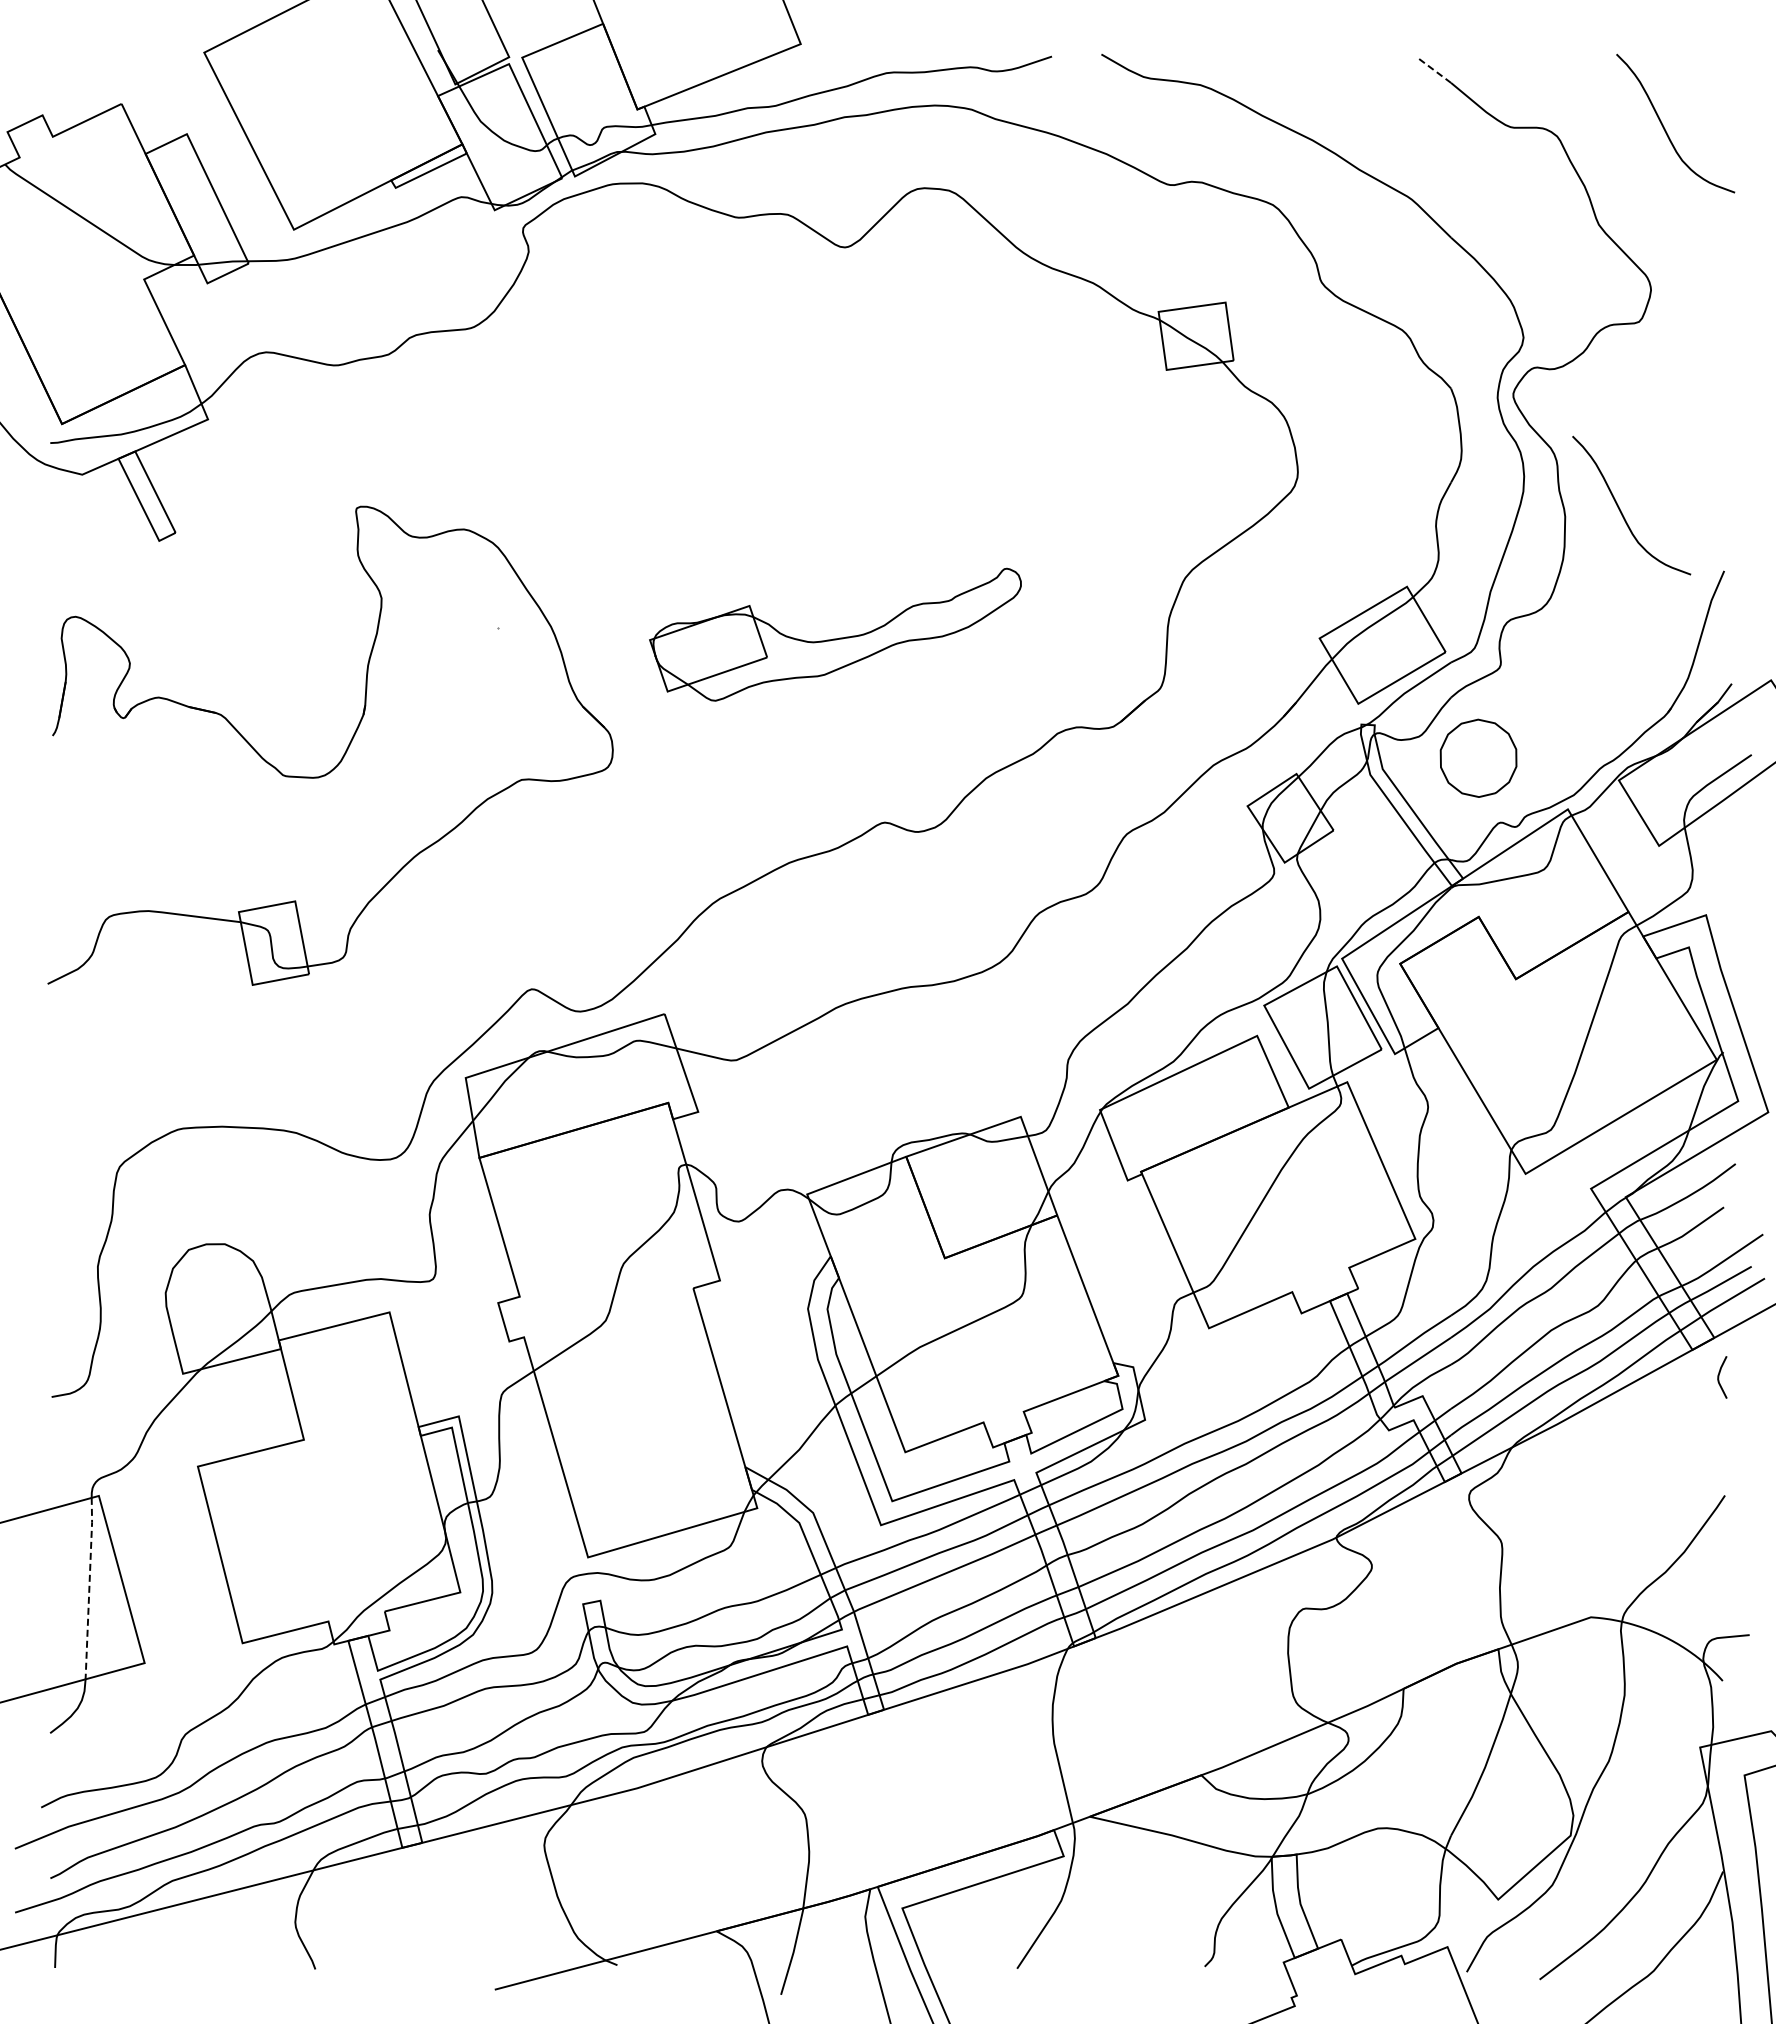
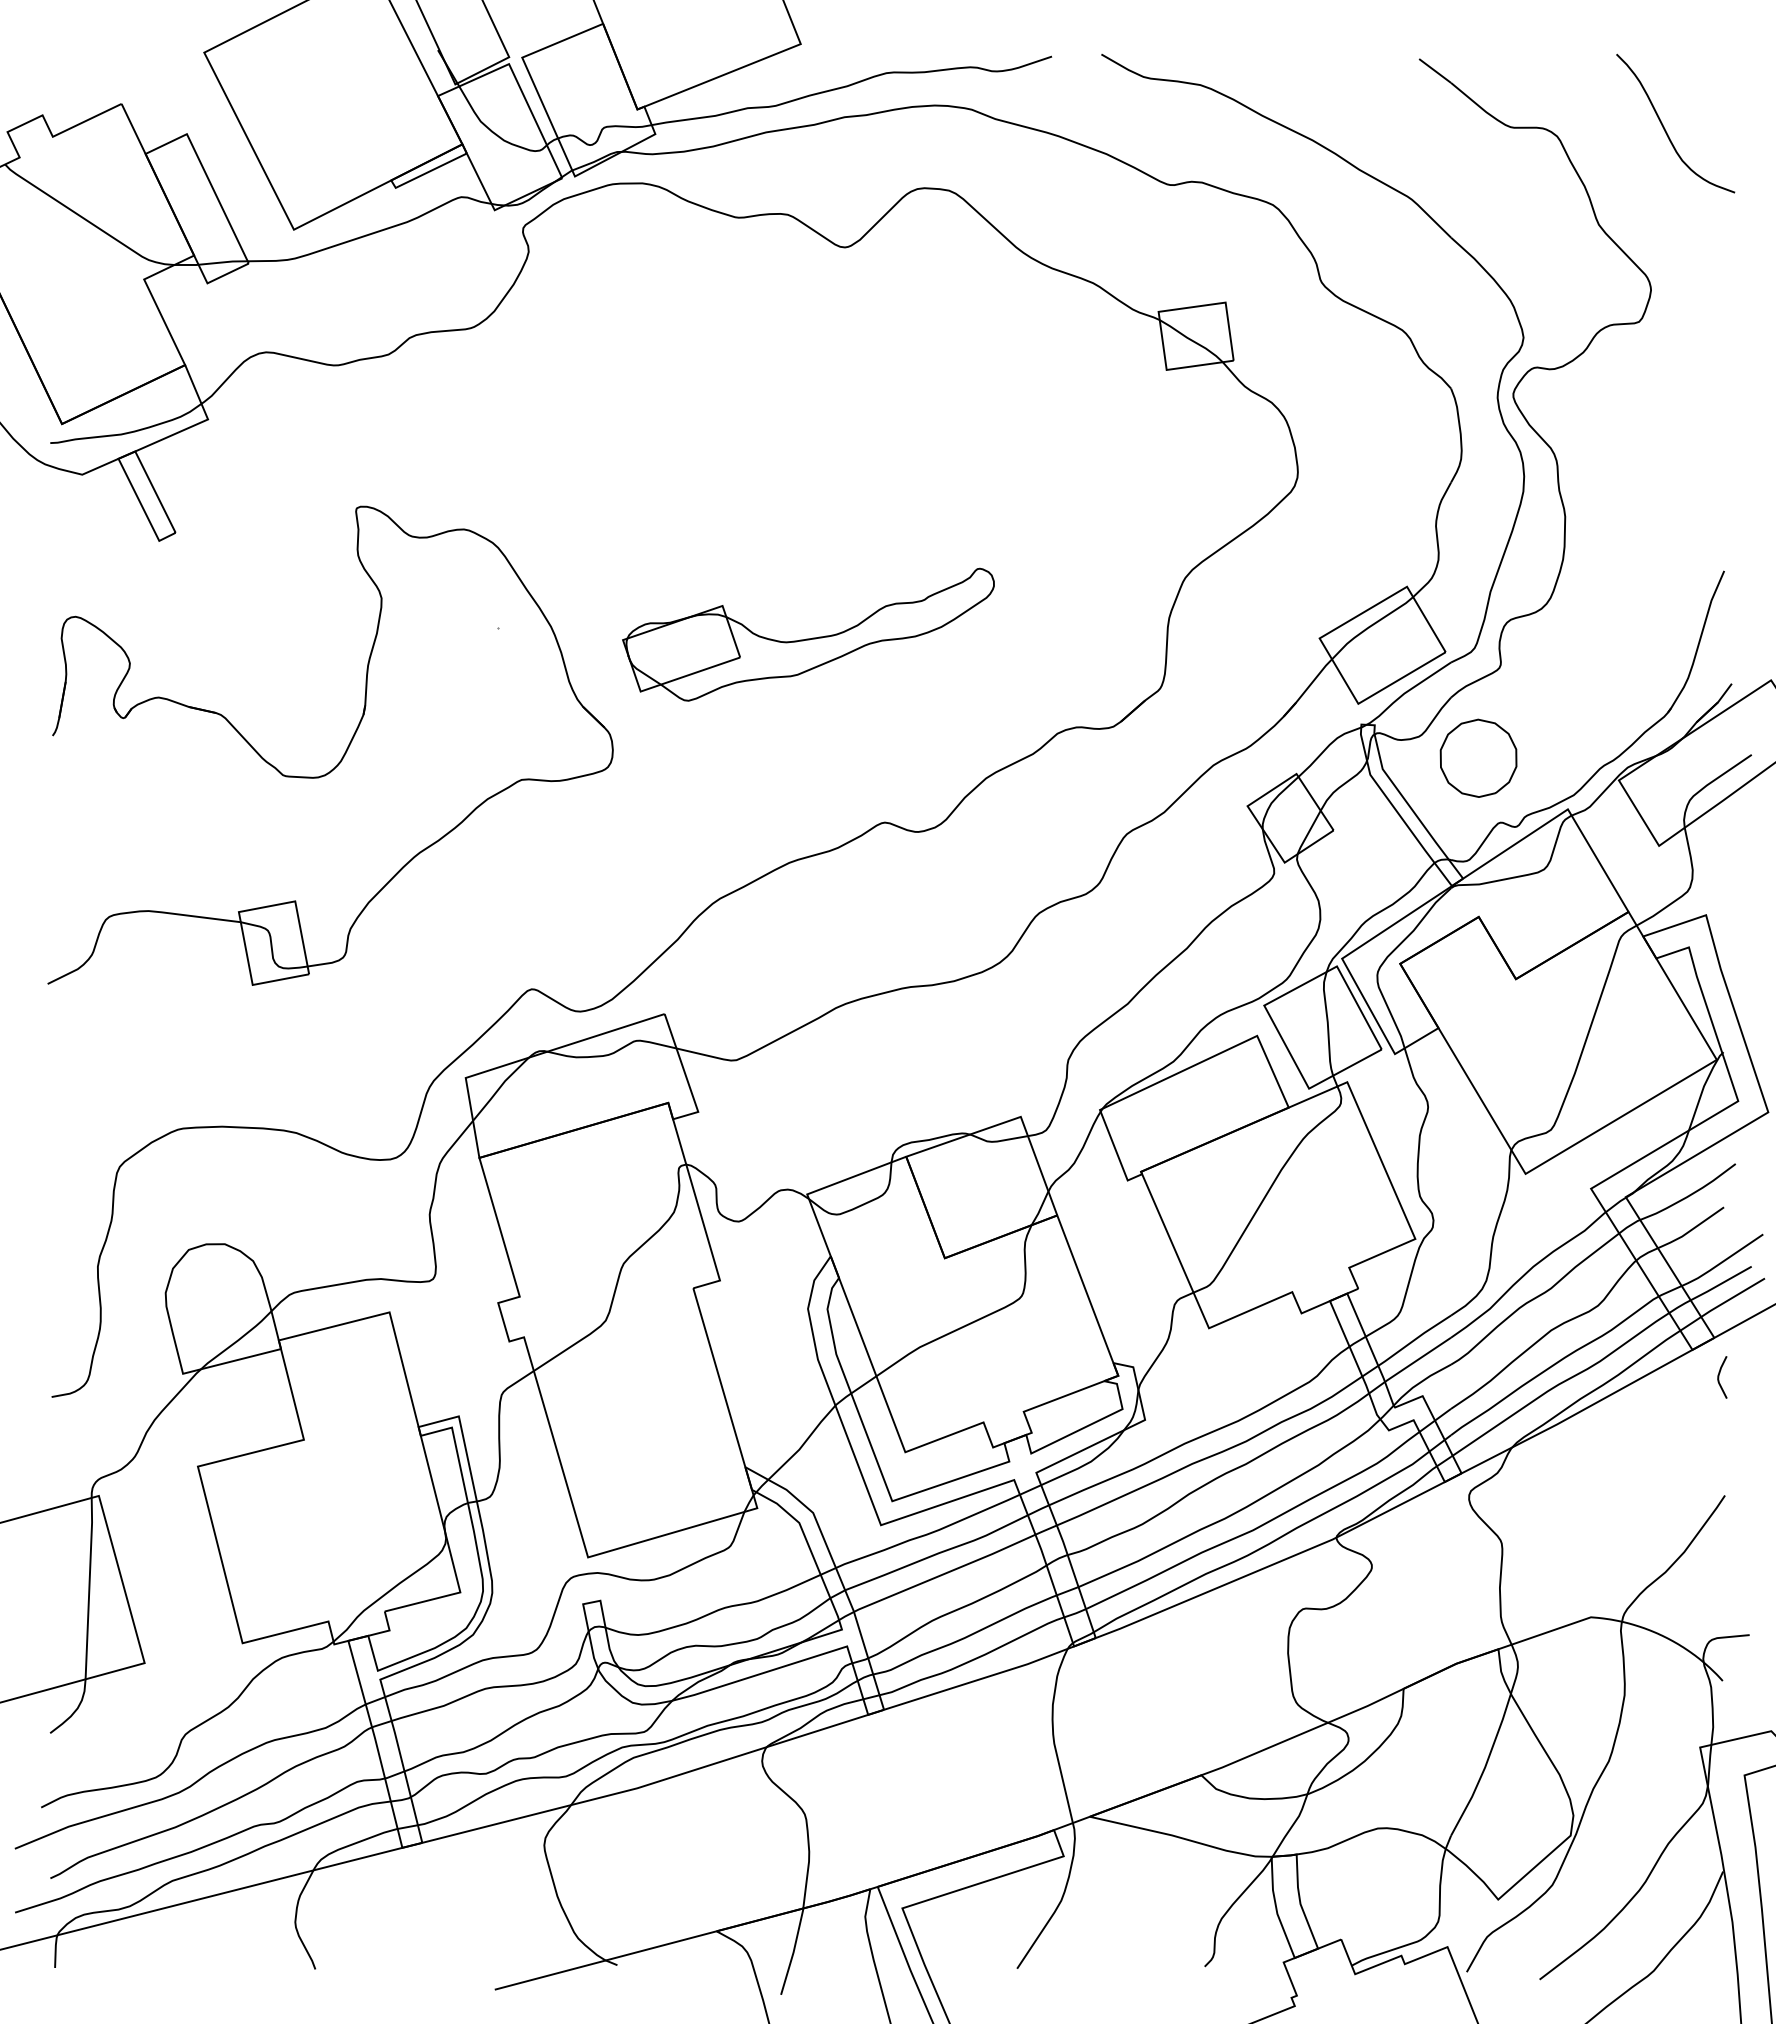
line: dashed -> solid (1435, 70)
curve: present -> none (1621, 510)
part position: (835, 634) -> (808, 634) (808, 634)
line: dashed -> solid (89, 1588)
